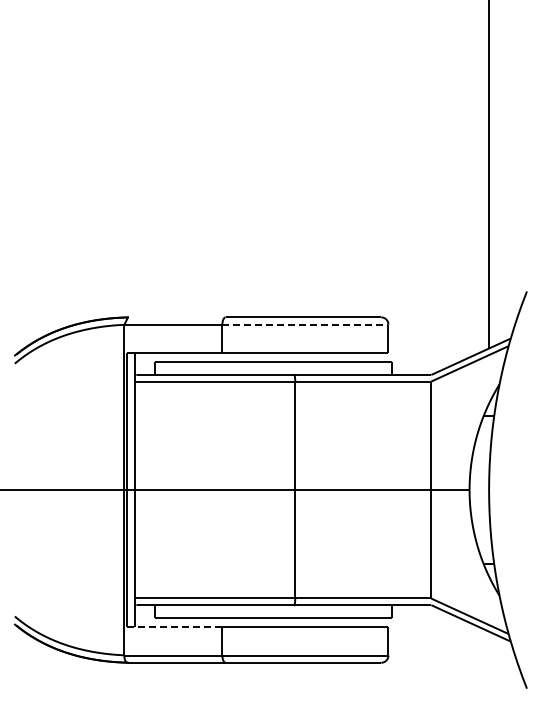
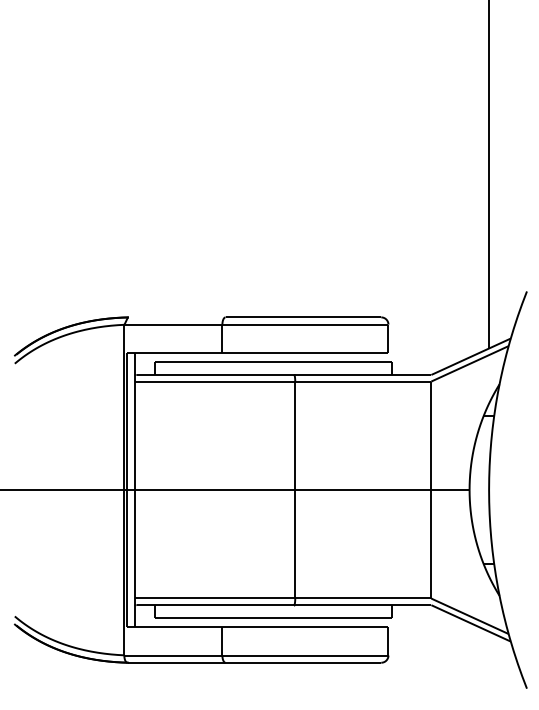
line: dashed -> solid (305, 324)
line: dashed -> solid (174, 626)
